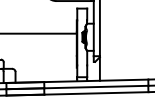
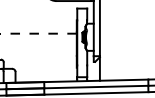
line: solid -> dashed (38, 33)
